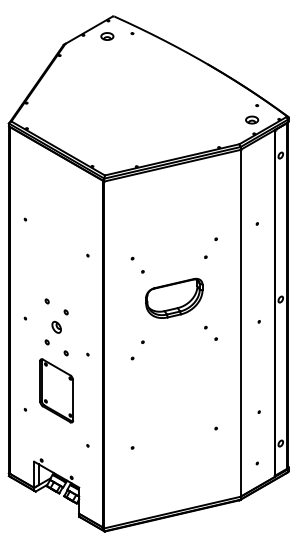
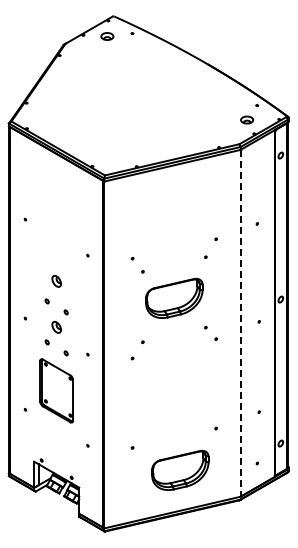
part position: (252, 119) -> (247, 119) (247, 119)
part: none -> present (56, 281)
line: solid -> dashed (240, 323)
part: none -> present (180, 469)
